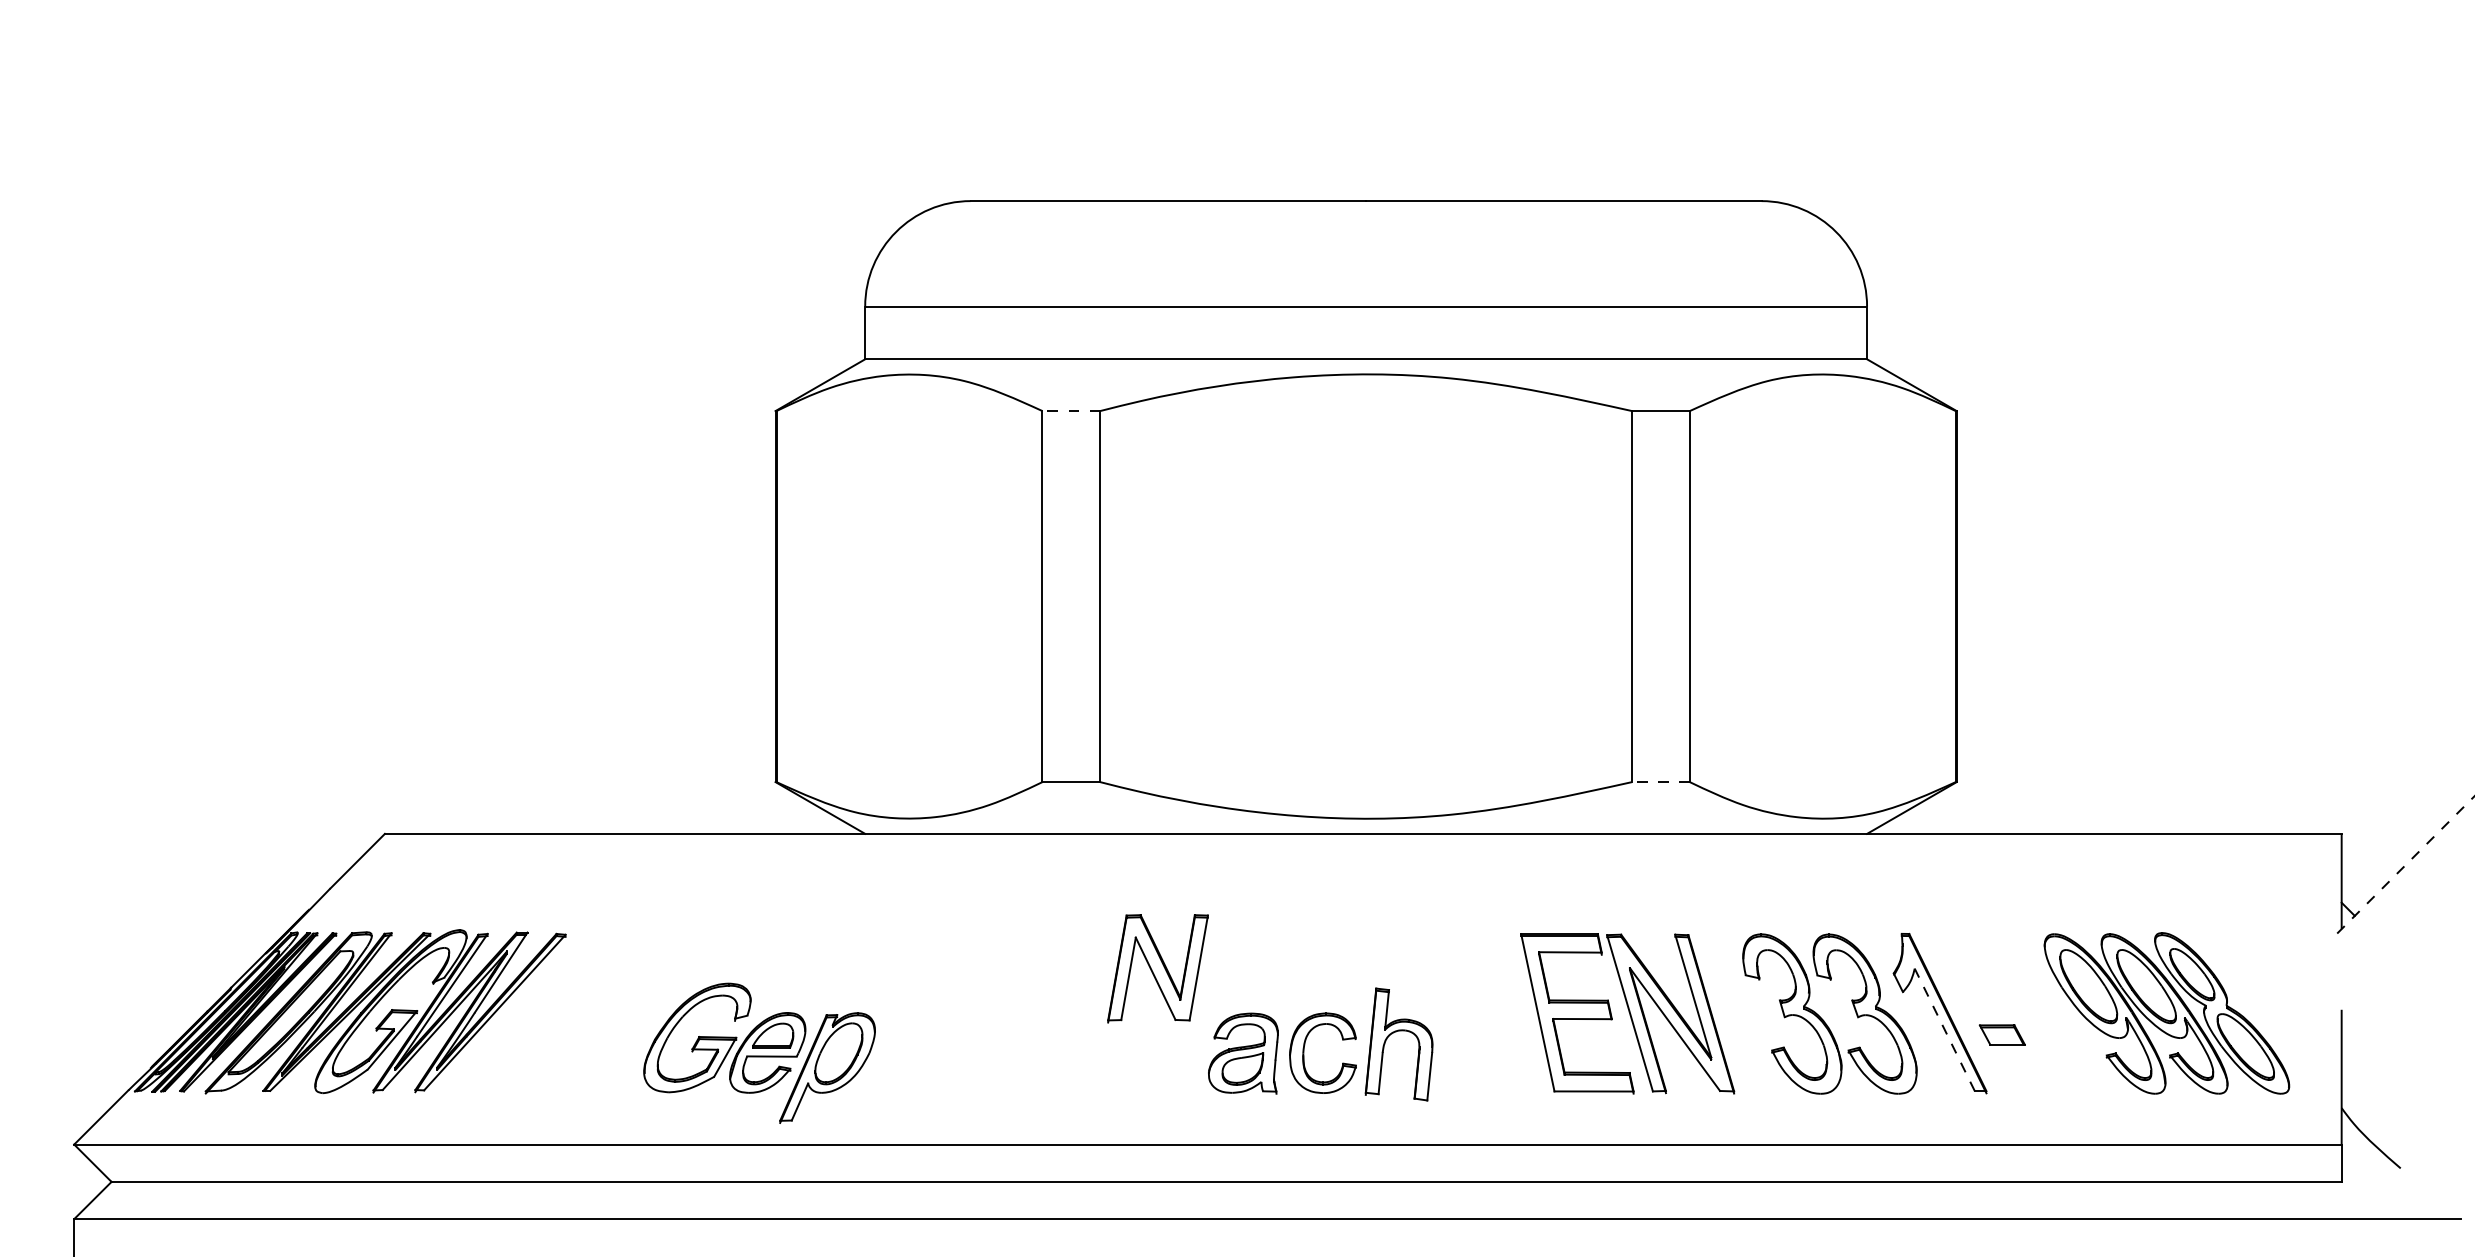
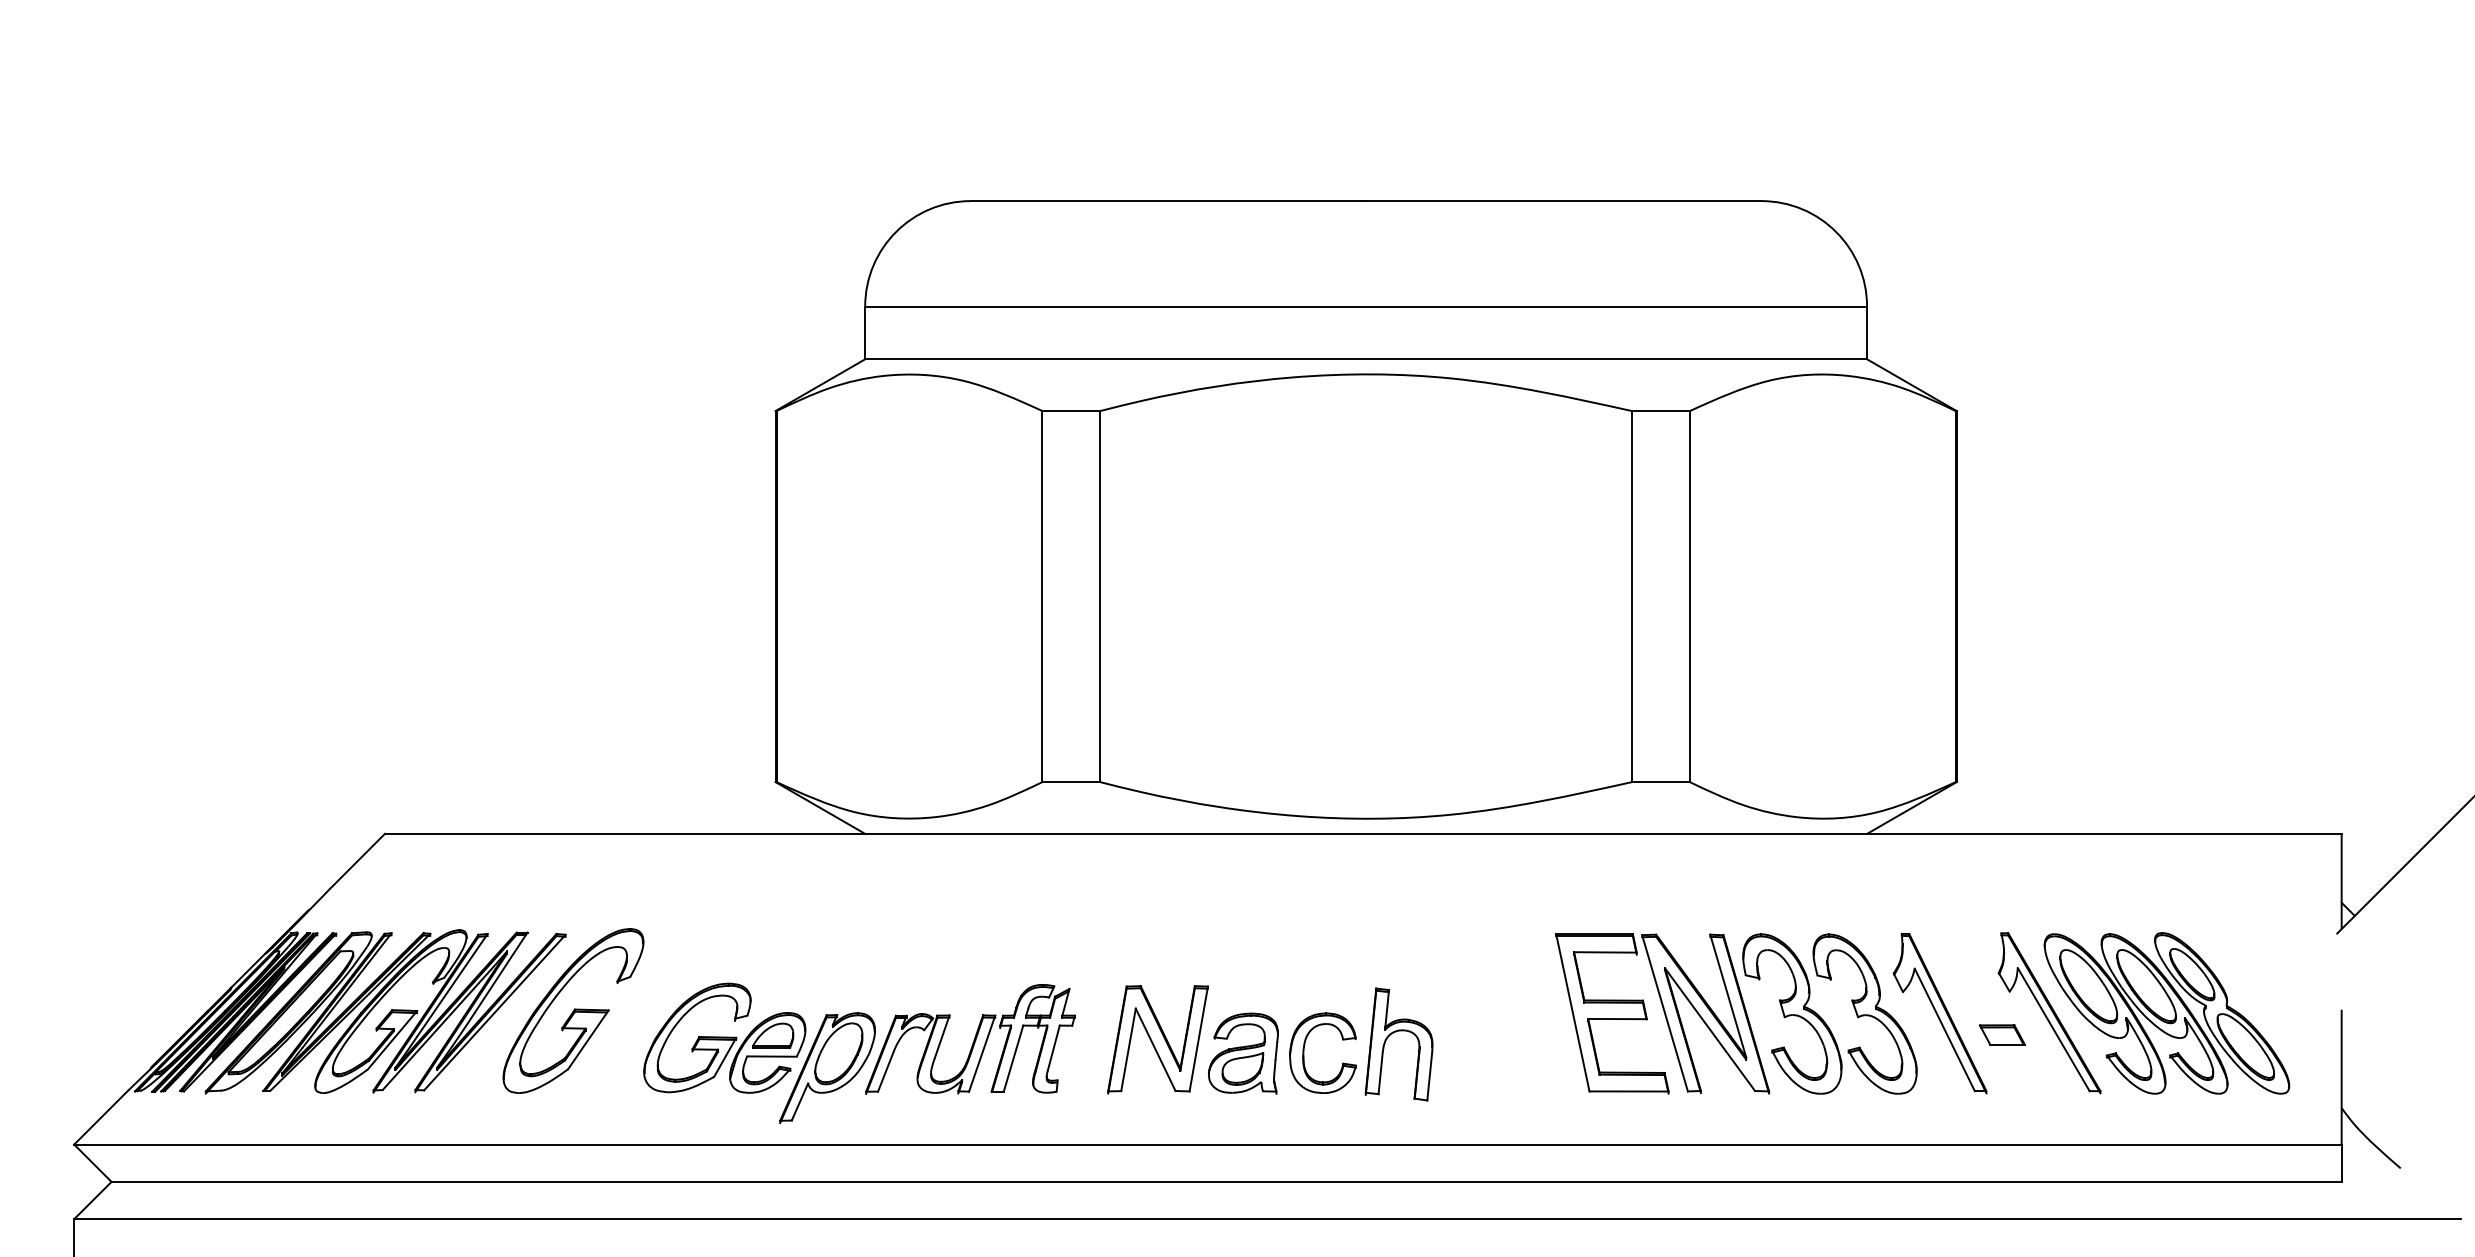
line: dashed -> solid (1071, 411)
line: dashed -> solid (1660, 782)
line: dashed -> solid (2405, 864)
part position: (1157, 968) -> (1157, 1039) (1157, 1039)
part: none -> present (573, 1010)
part position: (1627, 1013) -> (1662, 1013) (1662, 1013)
part: none -> present (2049, 1013)
line: dashed -> solid (1944, 1029)
part: none -> present (970, 1039)
